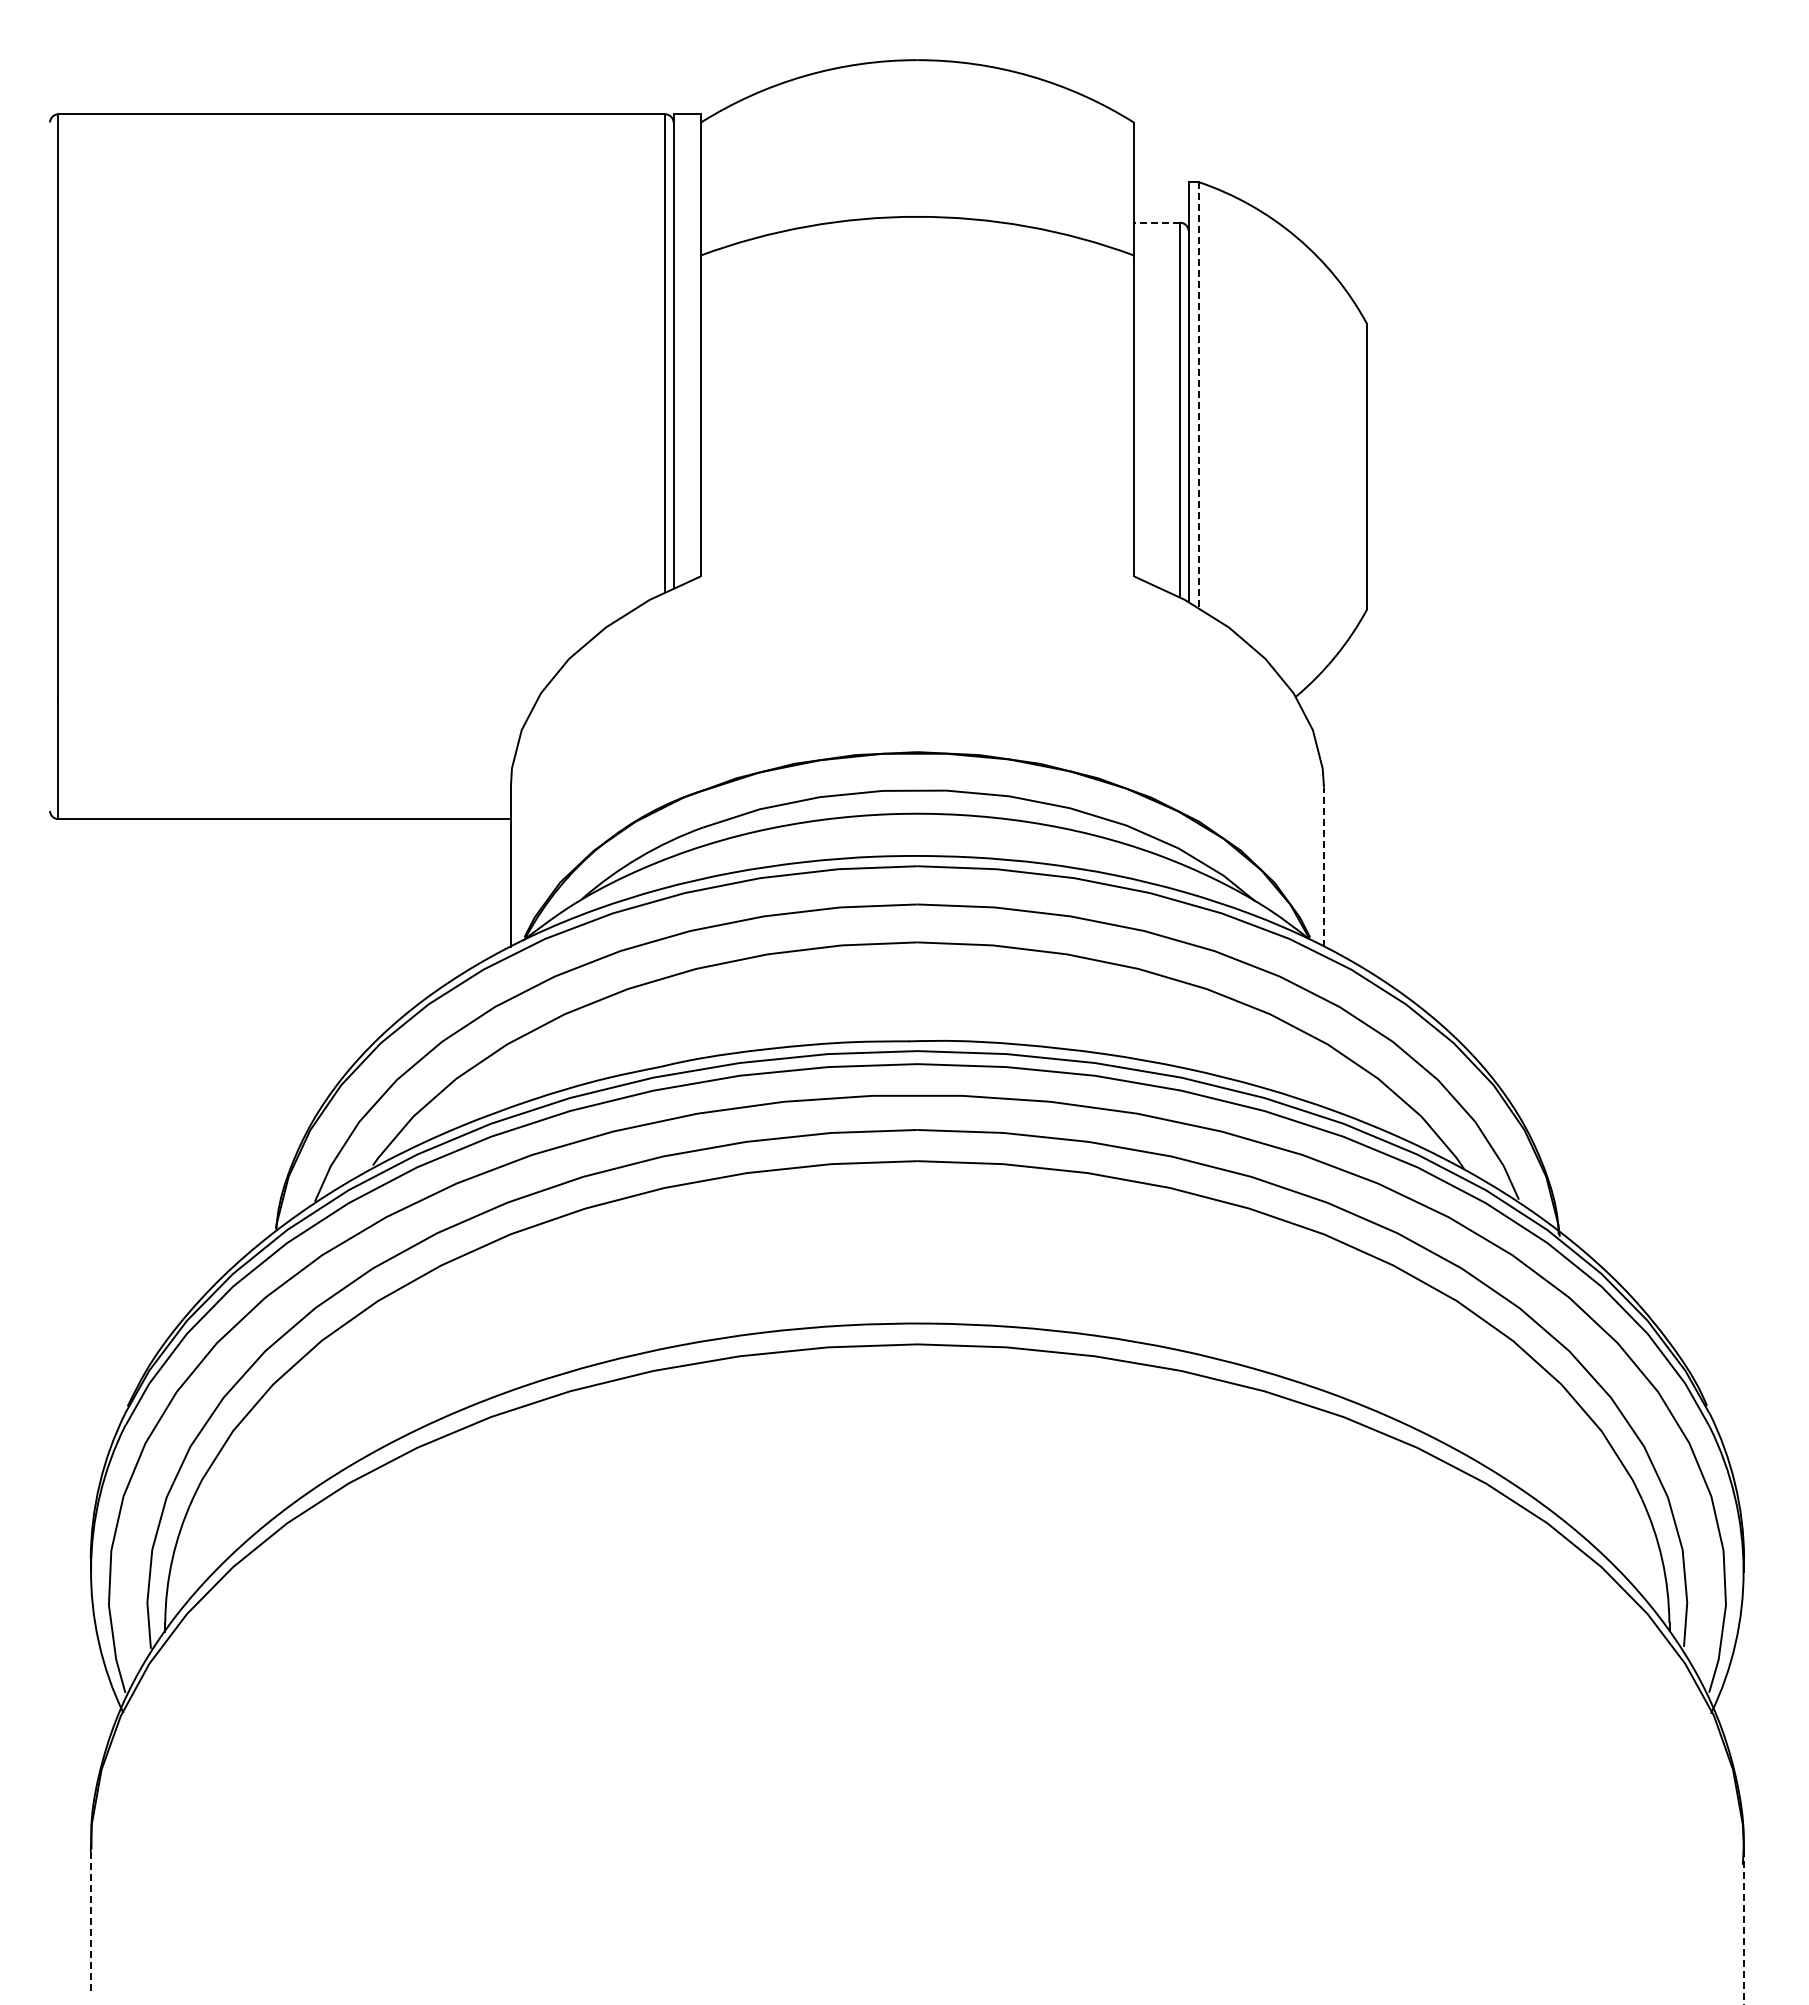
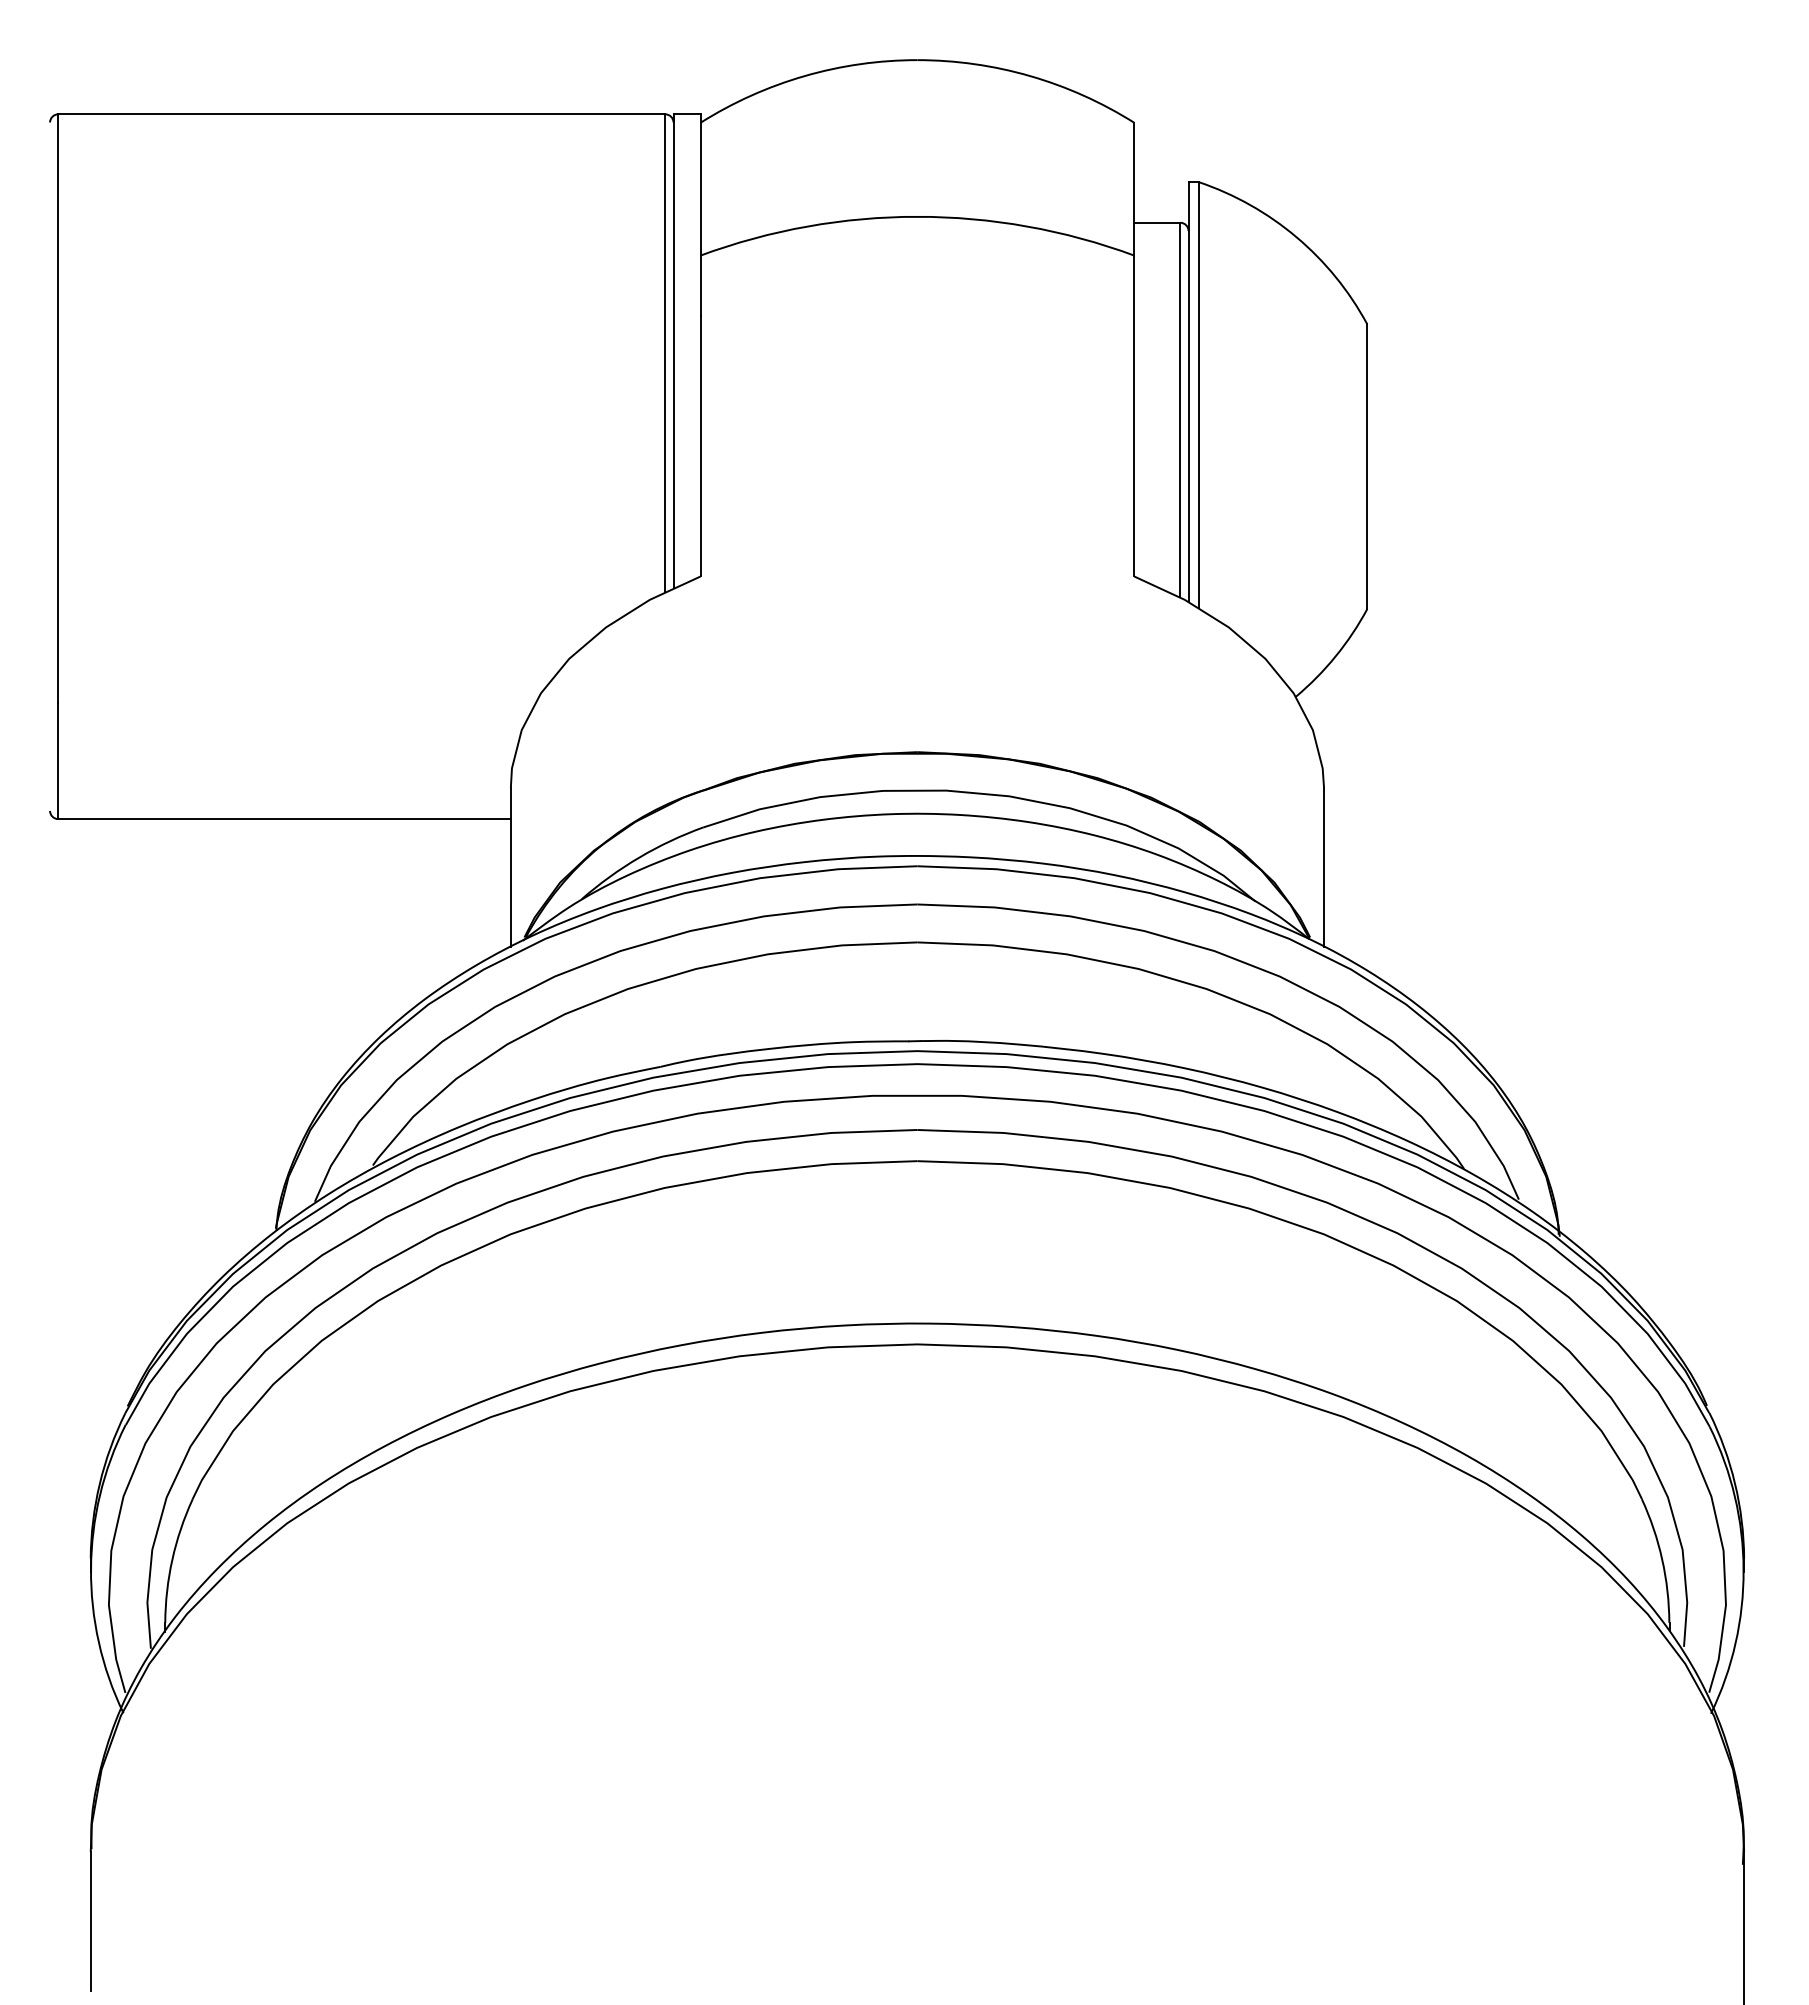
line: dashed -> solid (1156, 222)
line: dashed -> solid (1198, 394)
line: dashed -> solid (1324, 867)
line: dashed -> solid (90, 1921)
line: dashed -> solid (1744, 1927)
